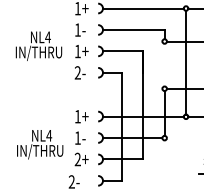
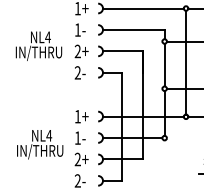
text: 1+ -> 2+ (77, 50)
line: none -> present (164, 64)
text position: (73, 181) -> (79, 180) (79, 180)
